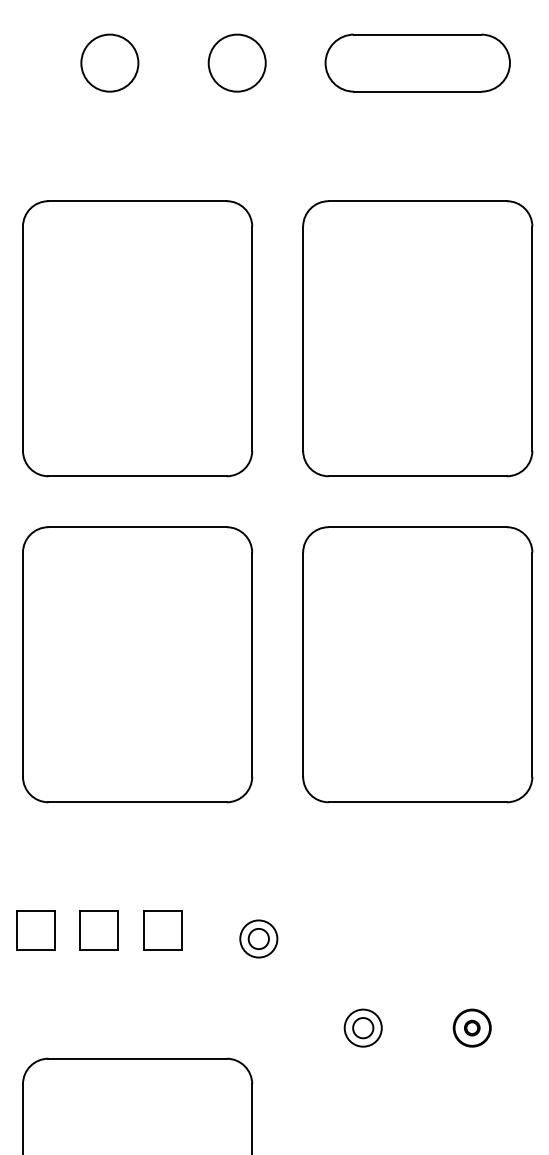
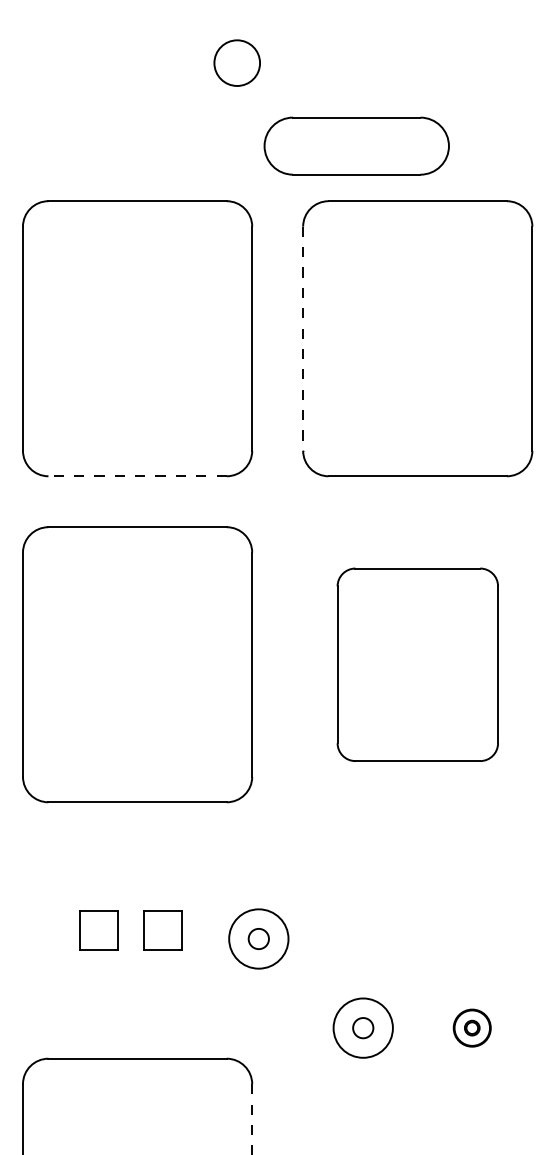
circle: present -> none (109, 62)
circle diameter: 57 px -> 46 px (237, 62)
part position: (417, 62) -> (356, 145) (356, 145)
line: solid -> dashed (303, 339)
line: solid -> dashed (137, 476)
part size: 232x278 px -> 163x195 px (417, 664)
part: present -> none (35, 930)
circle diameter: 37 px -> 59 px (258, 938)
circle diameter: 37 px -> 59 px (362, 1027)
line: solid -> dashed (252, 1120)
